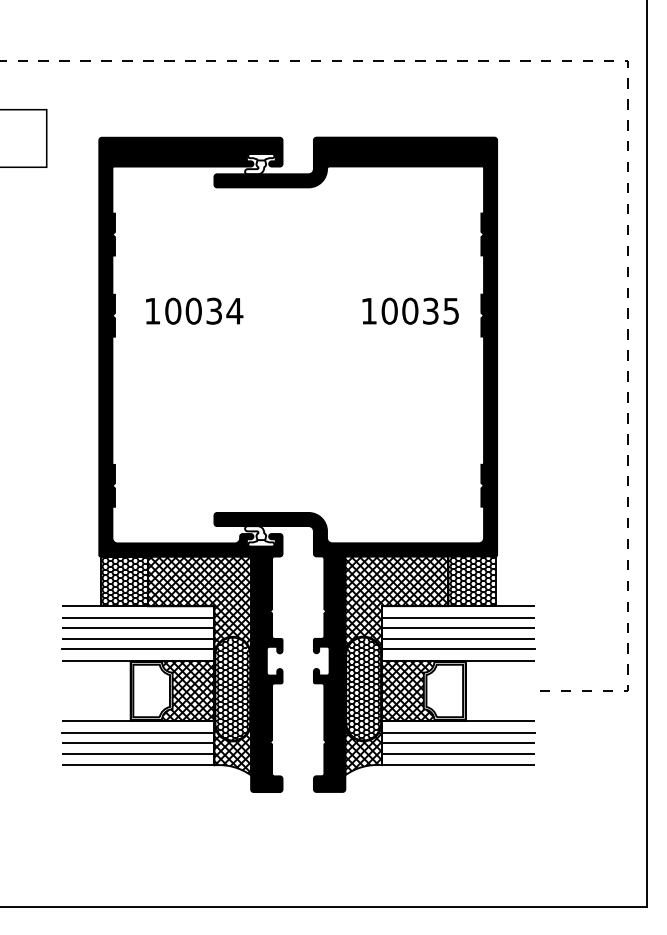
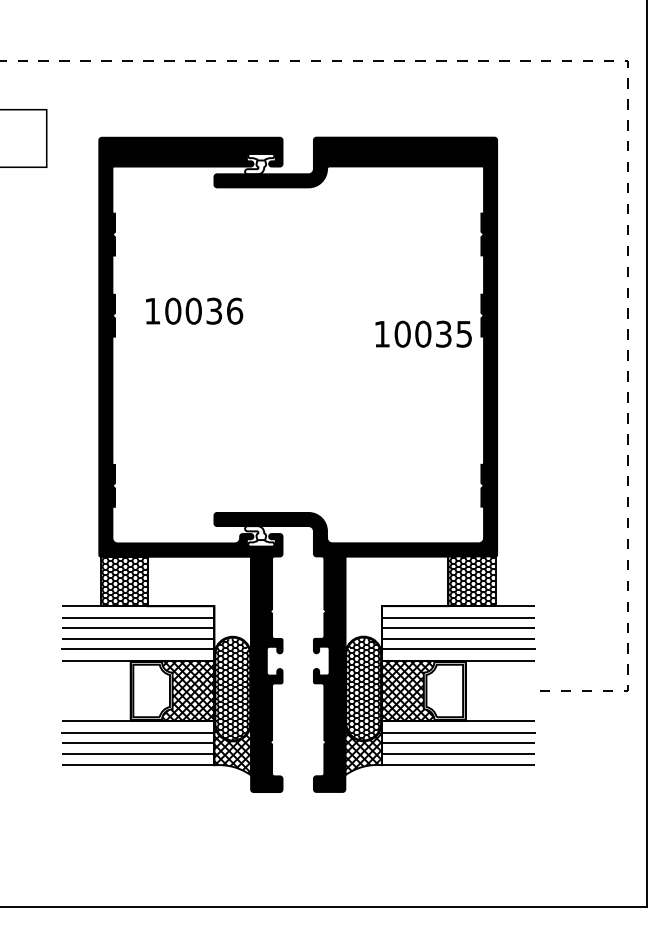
text: 10034 -> 10036 (234, 310)
text position: (410, 310) -> (423, 333) (423, 333)
hatch: present -> none (199, 605)
hatch: present -> none (396, 605)
